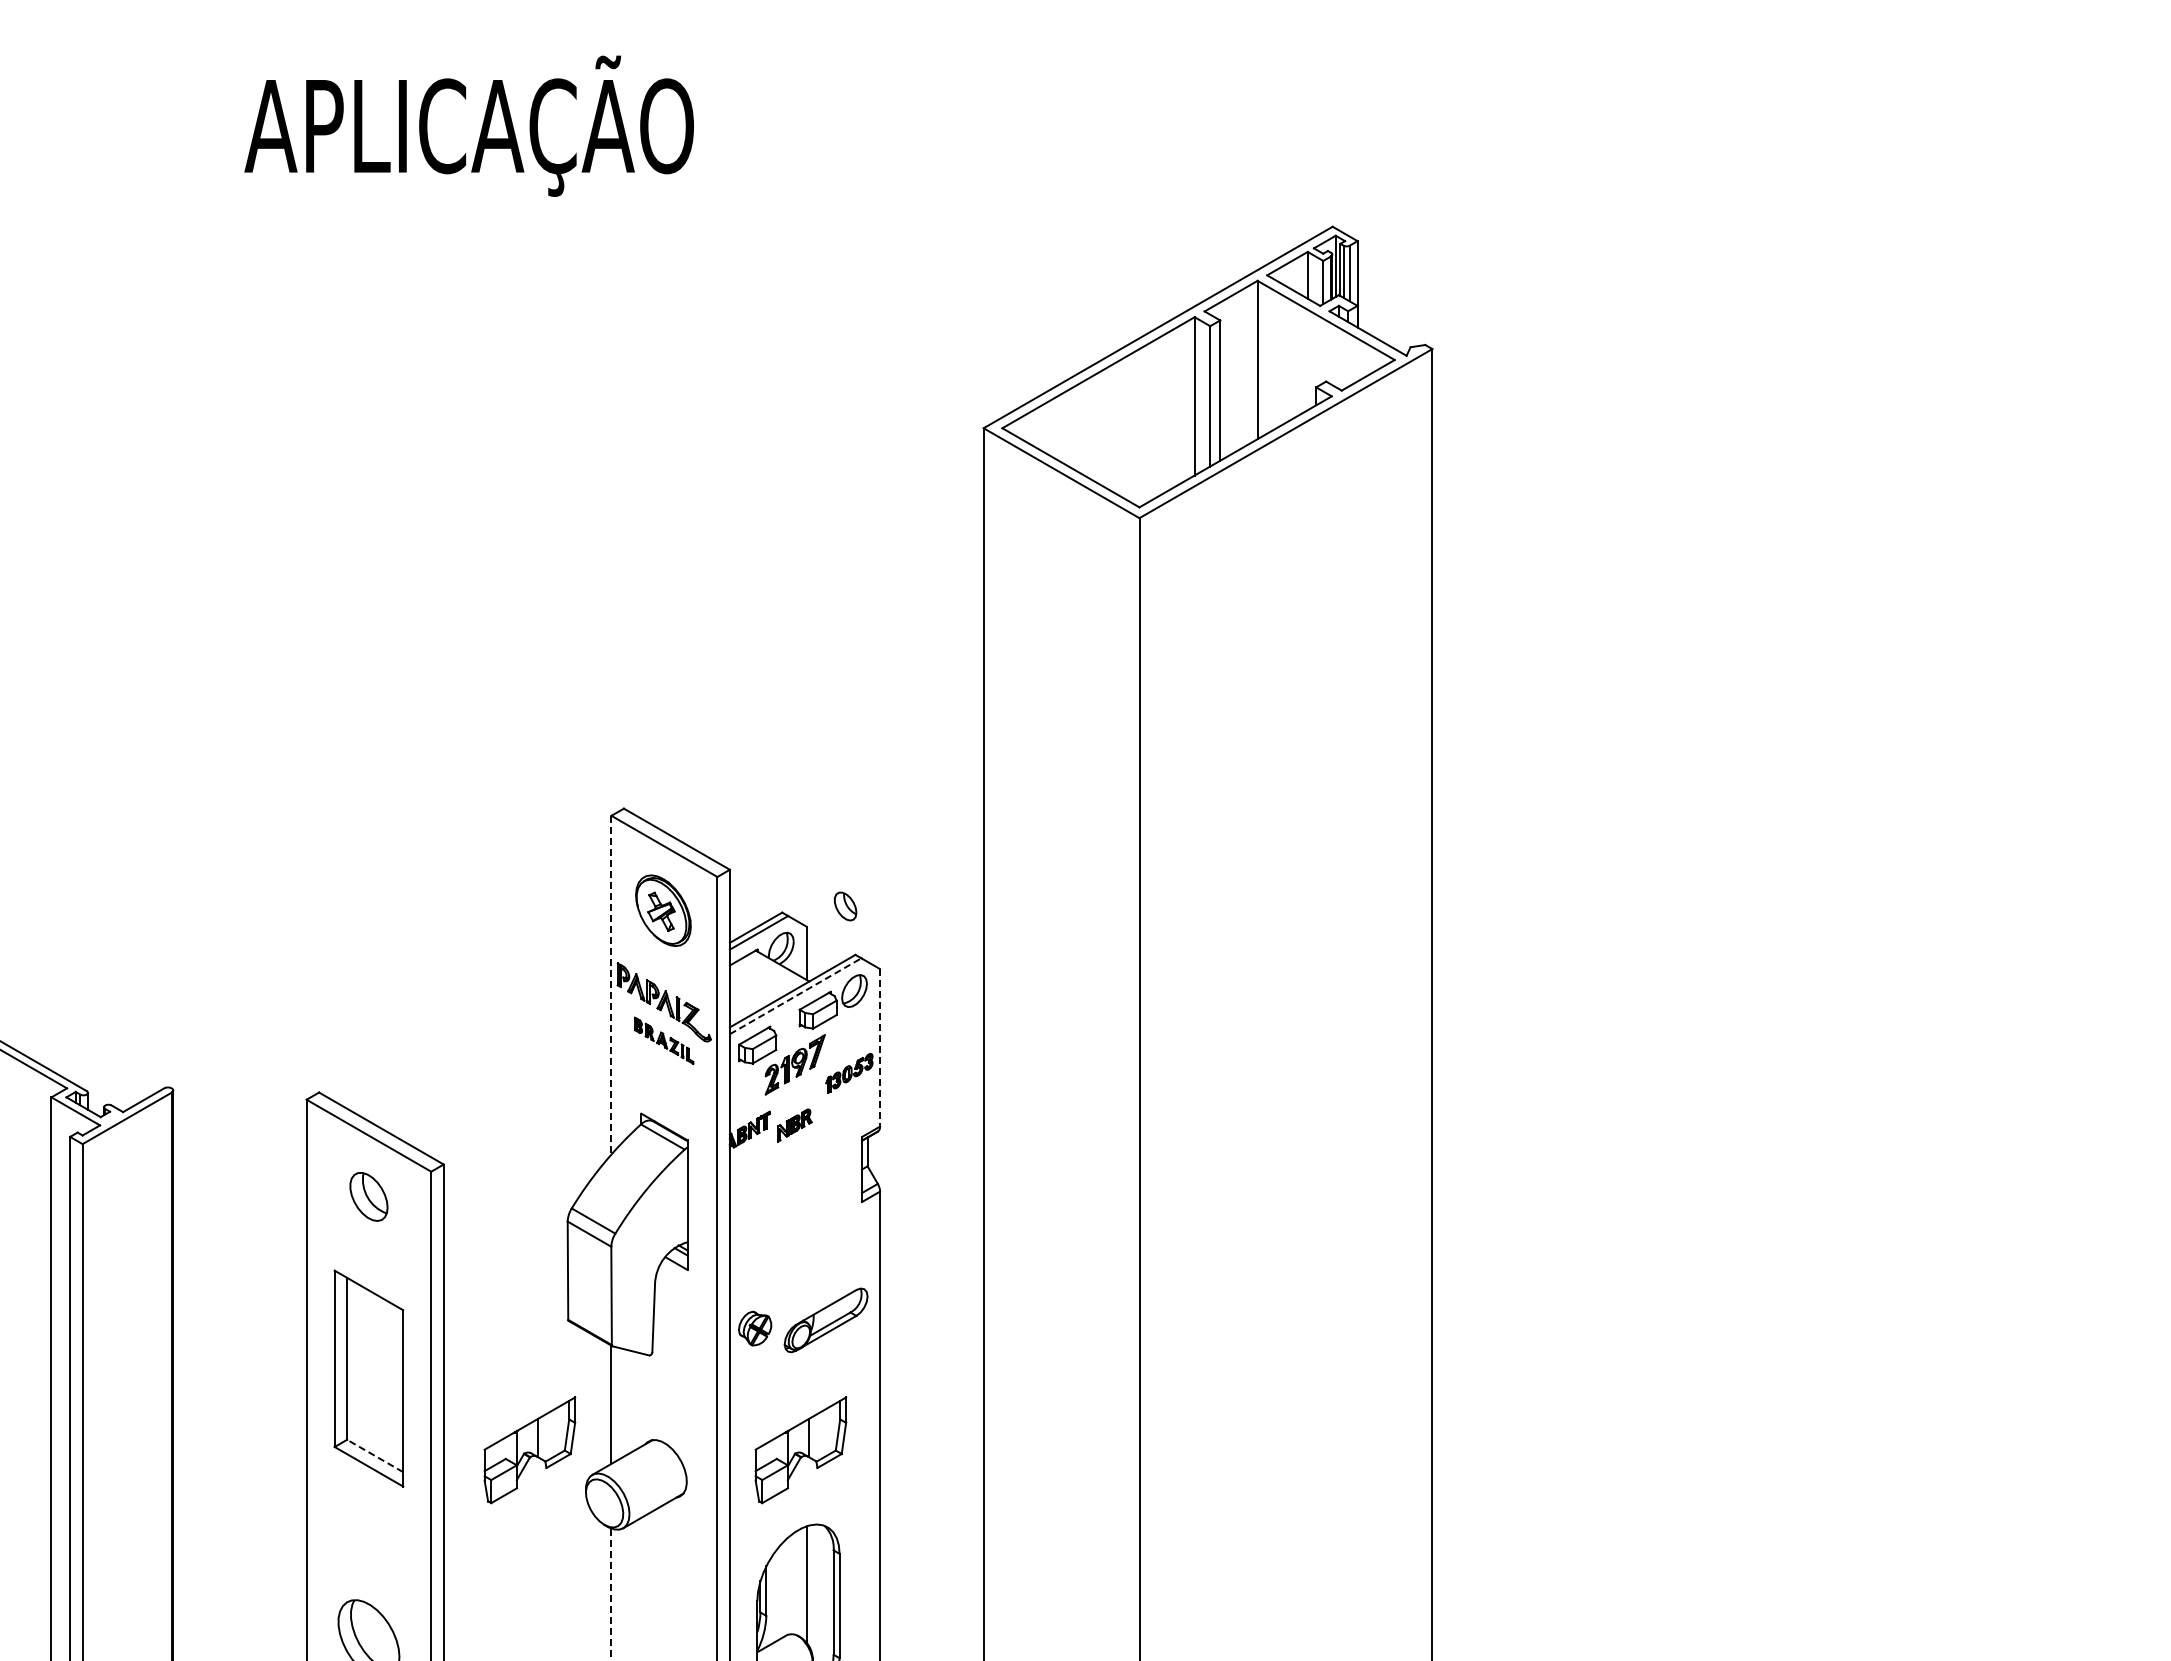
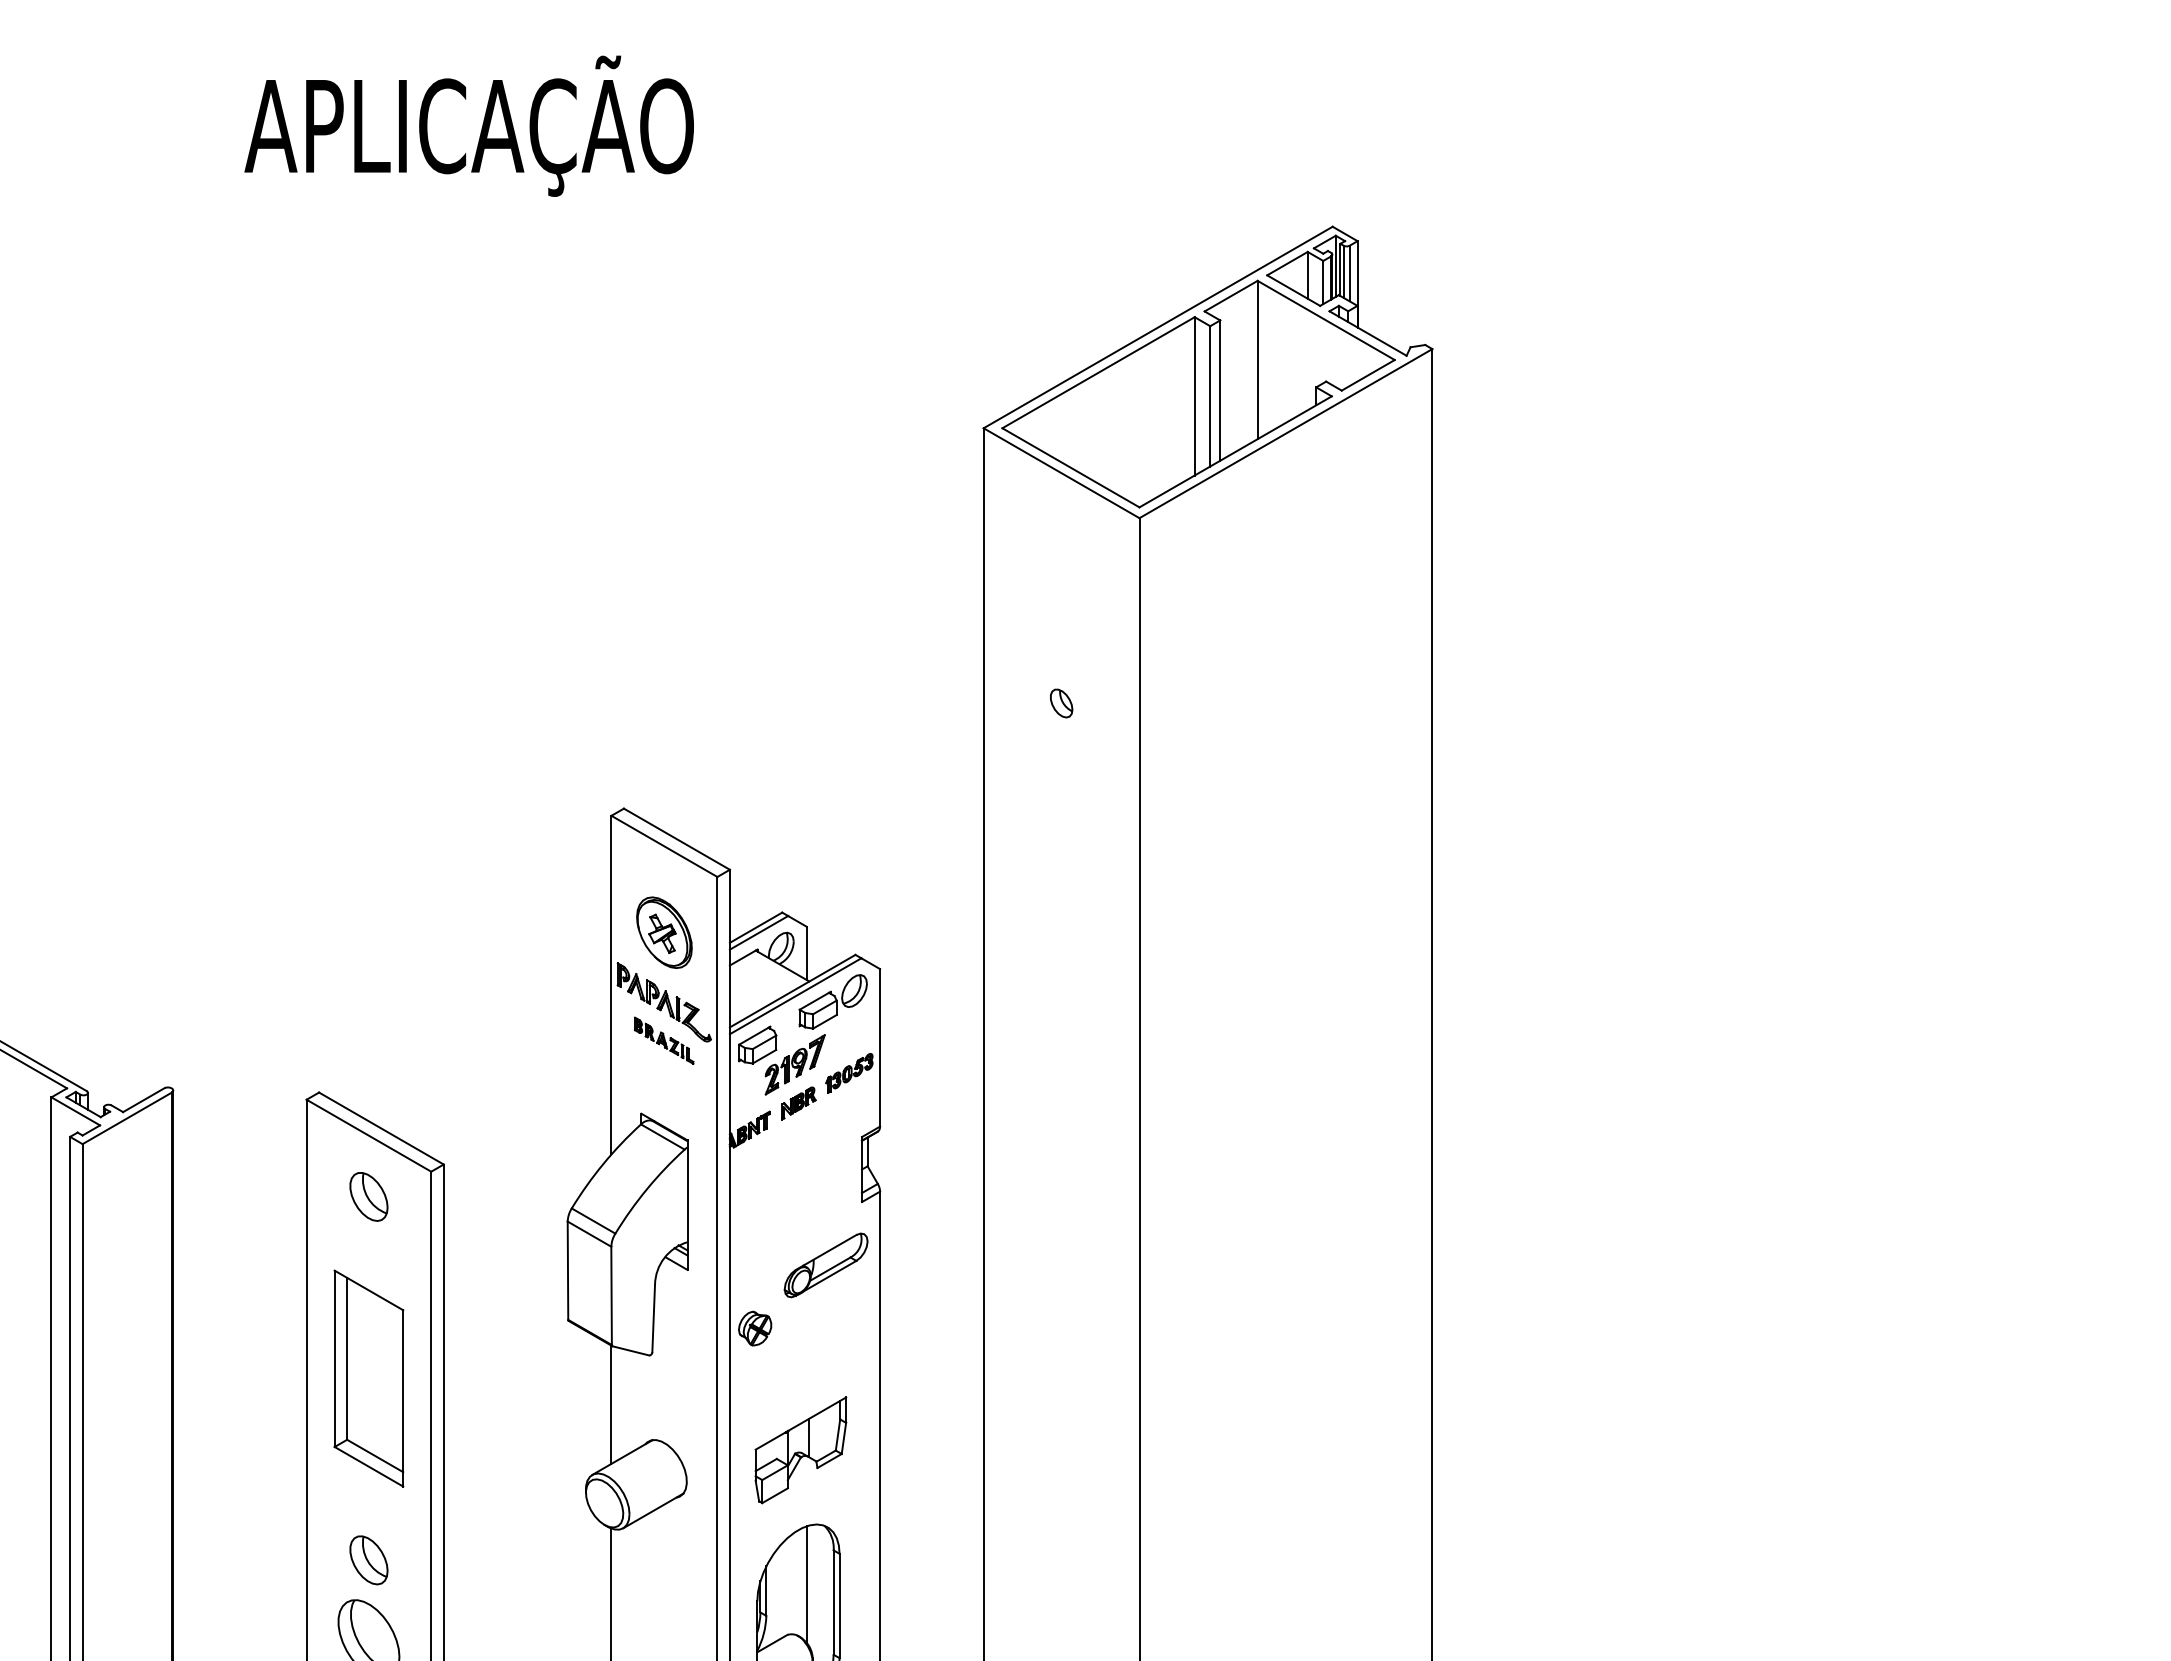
part position: (845, 906) -> (1061, 703) (1061, 703)
part position: (663, 910) -> (664, 932) (664, 932)
line: dashed -> solid (611, 985)
line: dashed -> solid (795, 996)
line: dashed -> solid (880, 1047)
part position: (794, 1125) -> (798, 1103) (798, 1103)
part position: (825, 1320) -> (825, 1265) (825, 1265)
part: present -> none (529, 1450)
line: dashed -> solid (374, 1455)
part: none -> present (368, 1560)
line: dashed -> solid (611, 1594)
